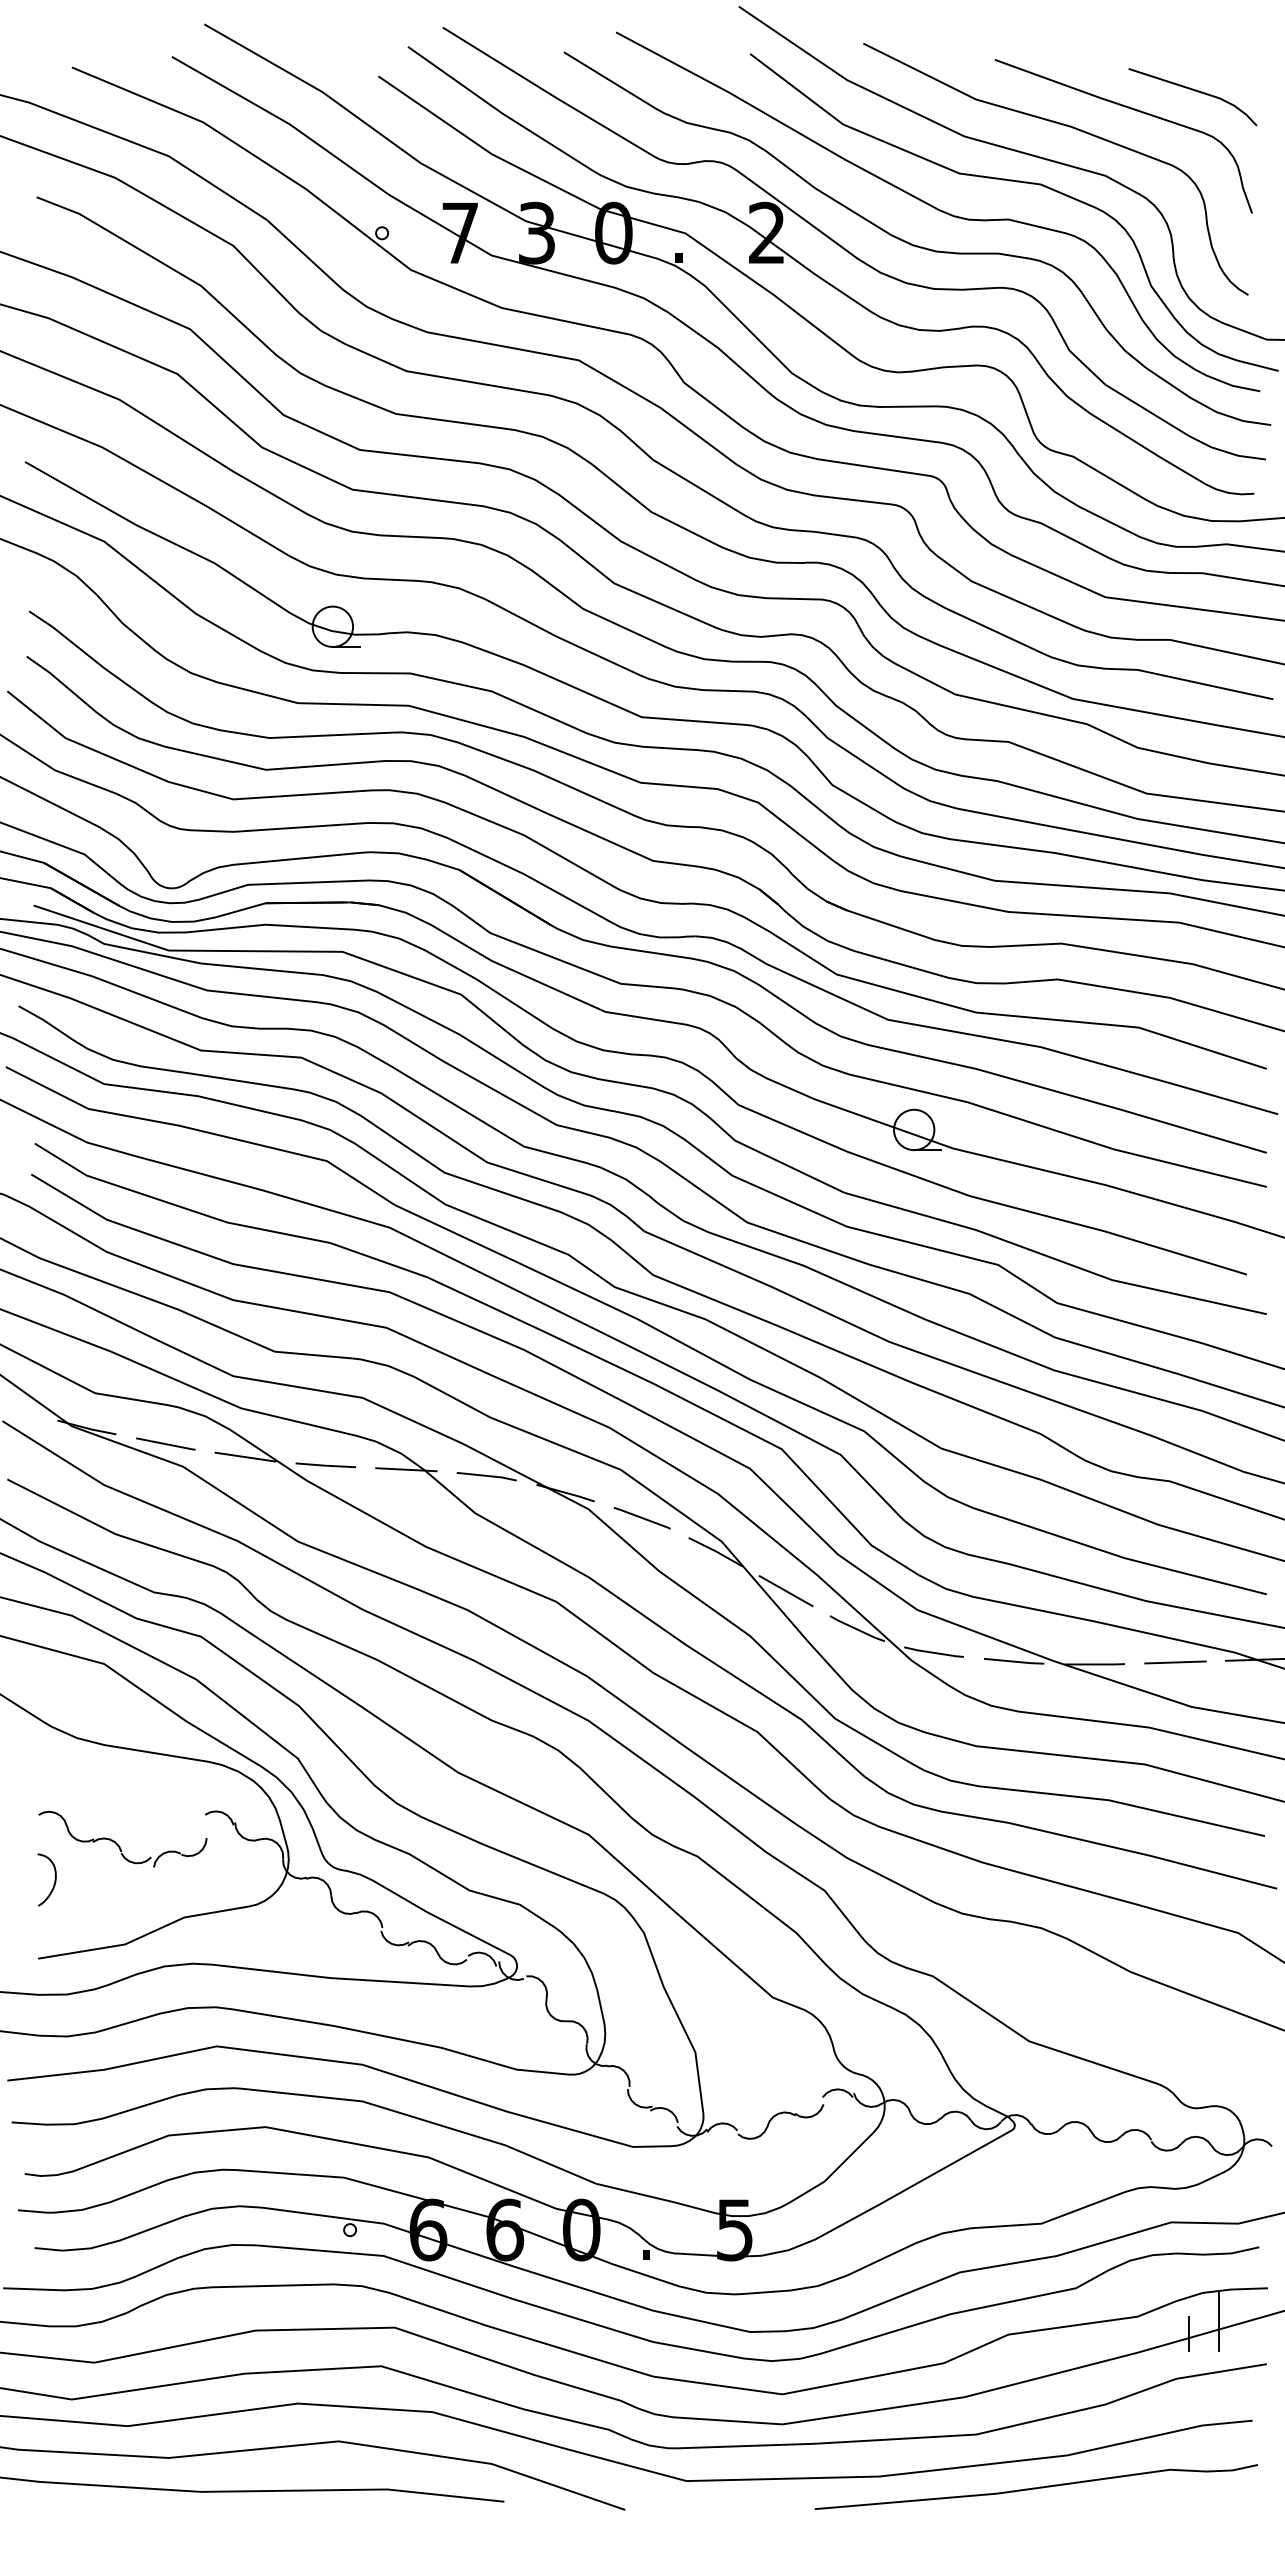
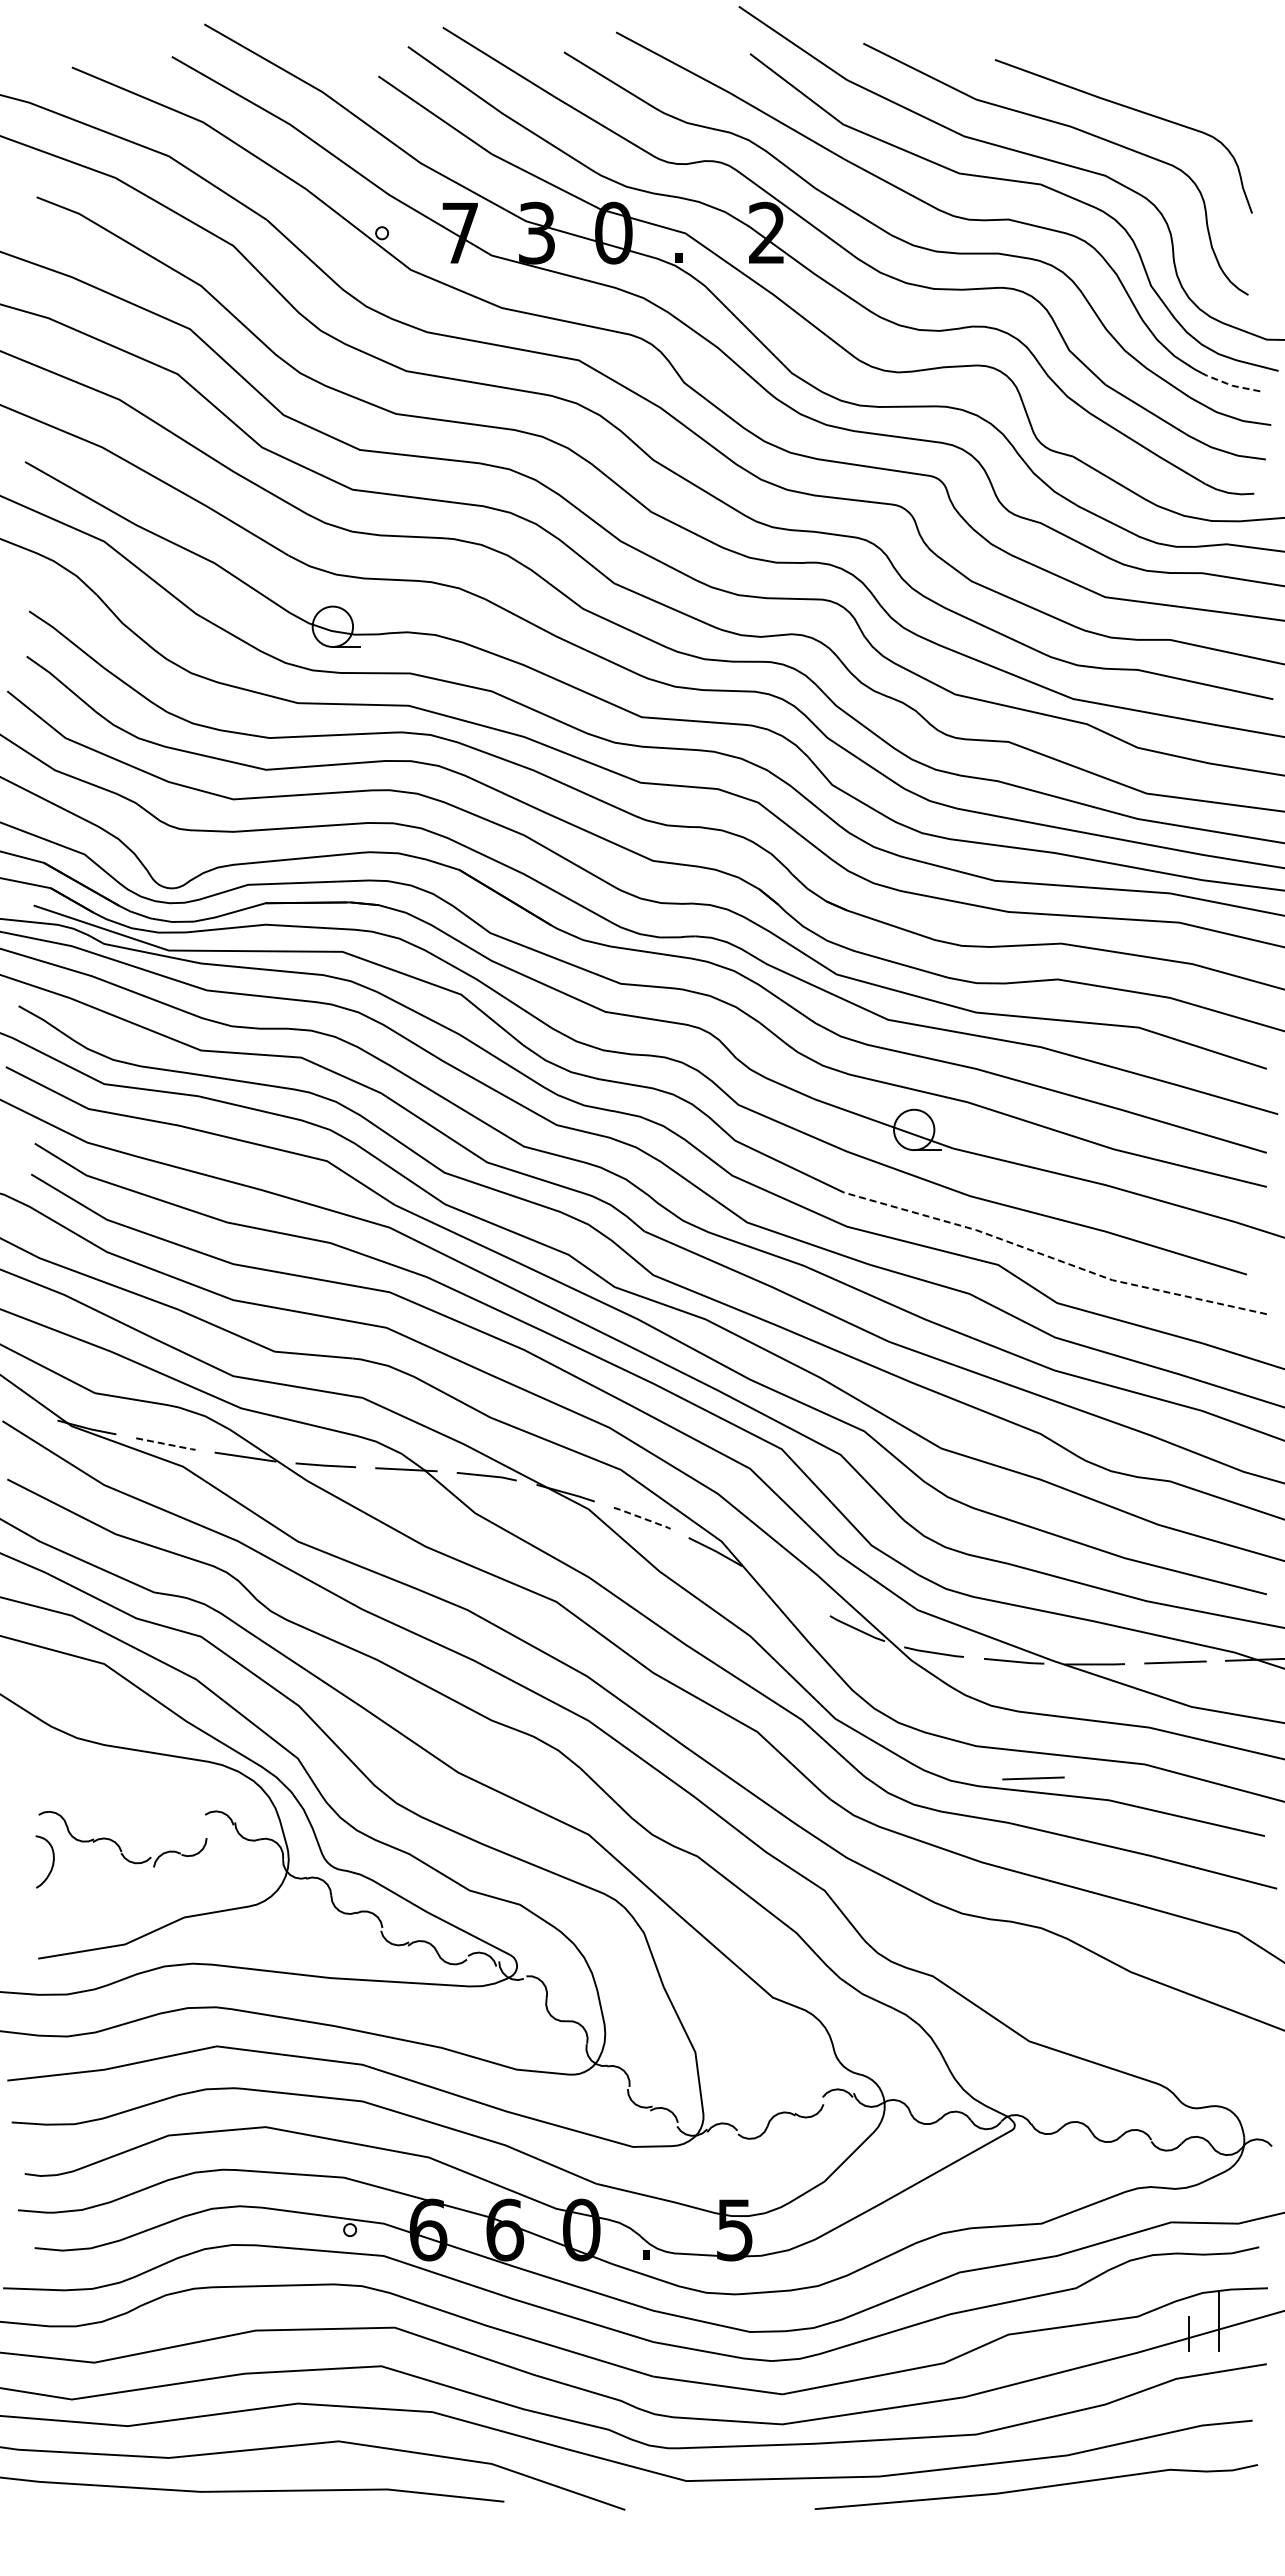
curve: present -> none (1194, 91)
line: solid -> dashed (1229, 384)
line: solid -> dashed (1054, 1258)
line: solid -> dashed (167, 1444)
line: solid -> dashed (642, 1518)
line: present -> none (785, 1591)
line: none -> present (1033, 1778)
curve position: (54, 1879) -> (52, 1861) (52, 1861)
